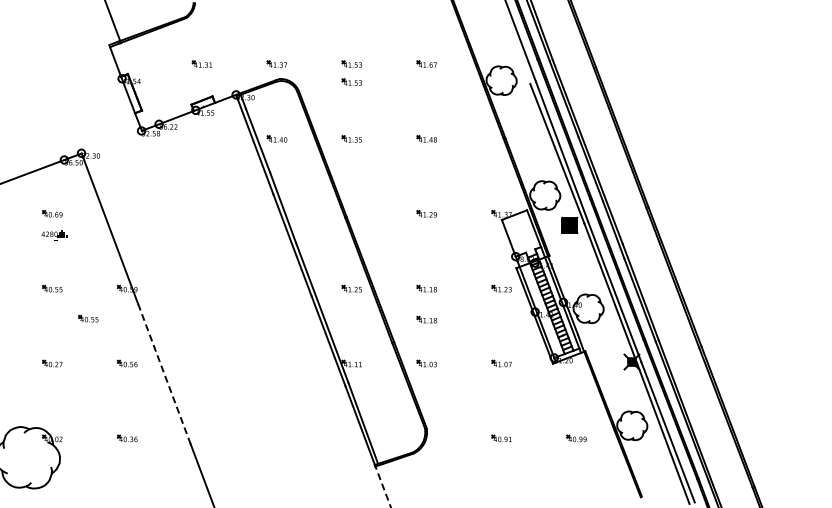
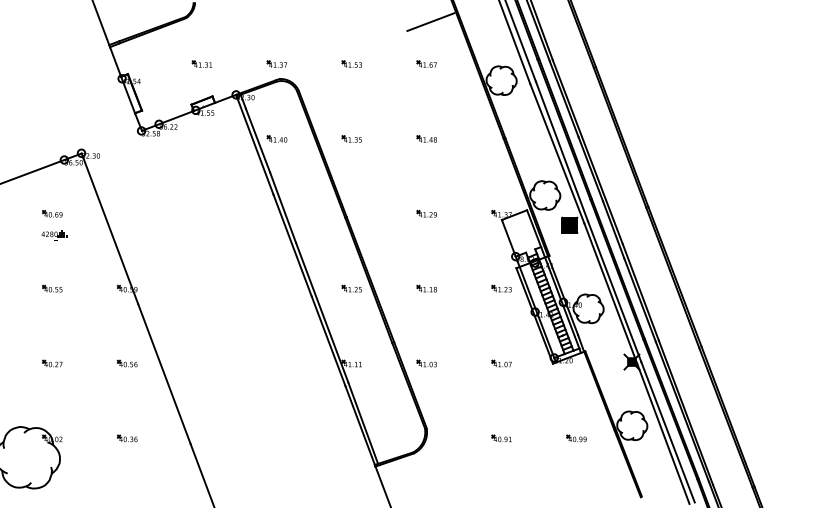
line position: (113, 22) -> (101, 24) (101, 24)
line: none -> present (430, 22)
line: none -> present (514, 42)
part: present -> none (351, 81)
part: present -> none (88, 318)
part: present -> none (426, 319)
line: dashed -> solid (164, 374)
line: dashed -> solid (383, 486)
